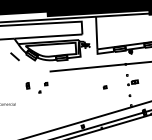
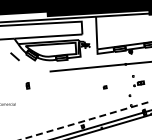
part position: (132, 80) -> (138, 81) (138, 81)
part: present -> none (43, 87)
line: solid -> dashed (85, 120)
